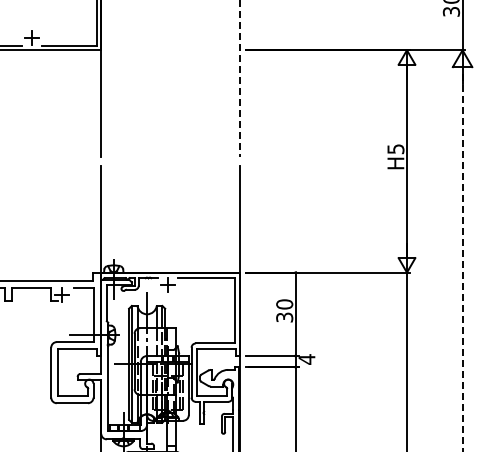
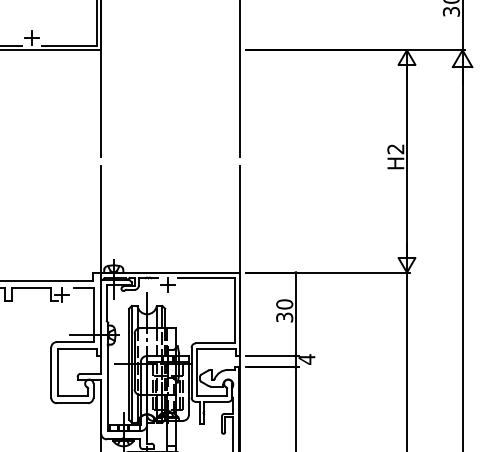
line: dashed -> solid (240, 79)
text: H5 -> H2 (395, 149)
line: dashed -> solid (462, 260)
